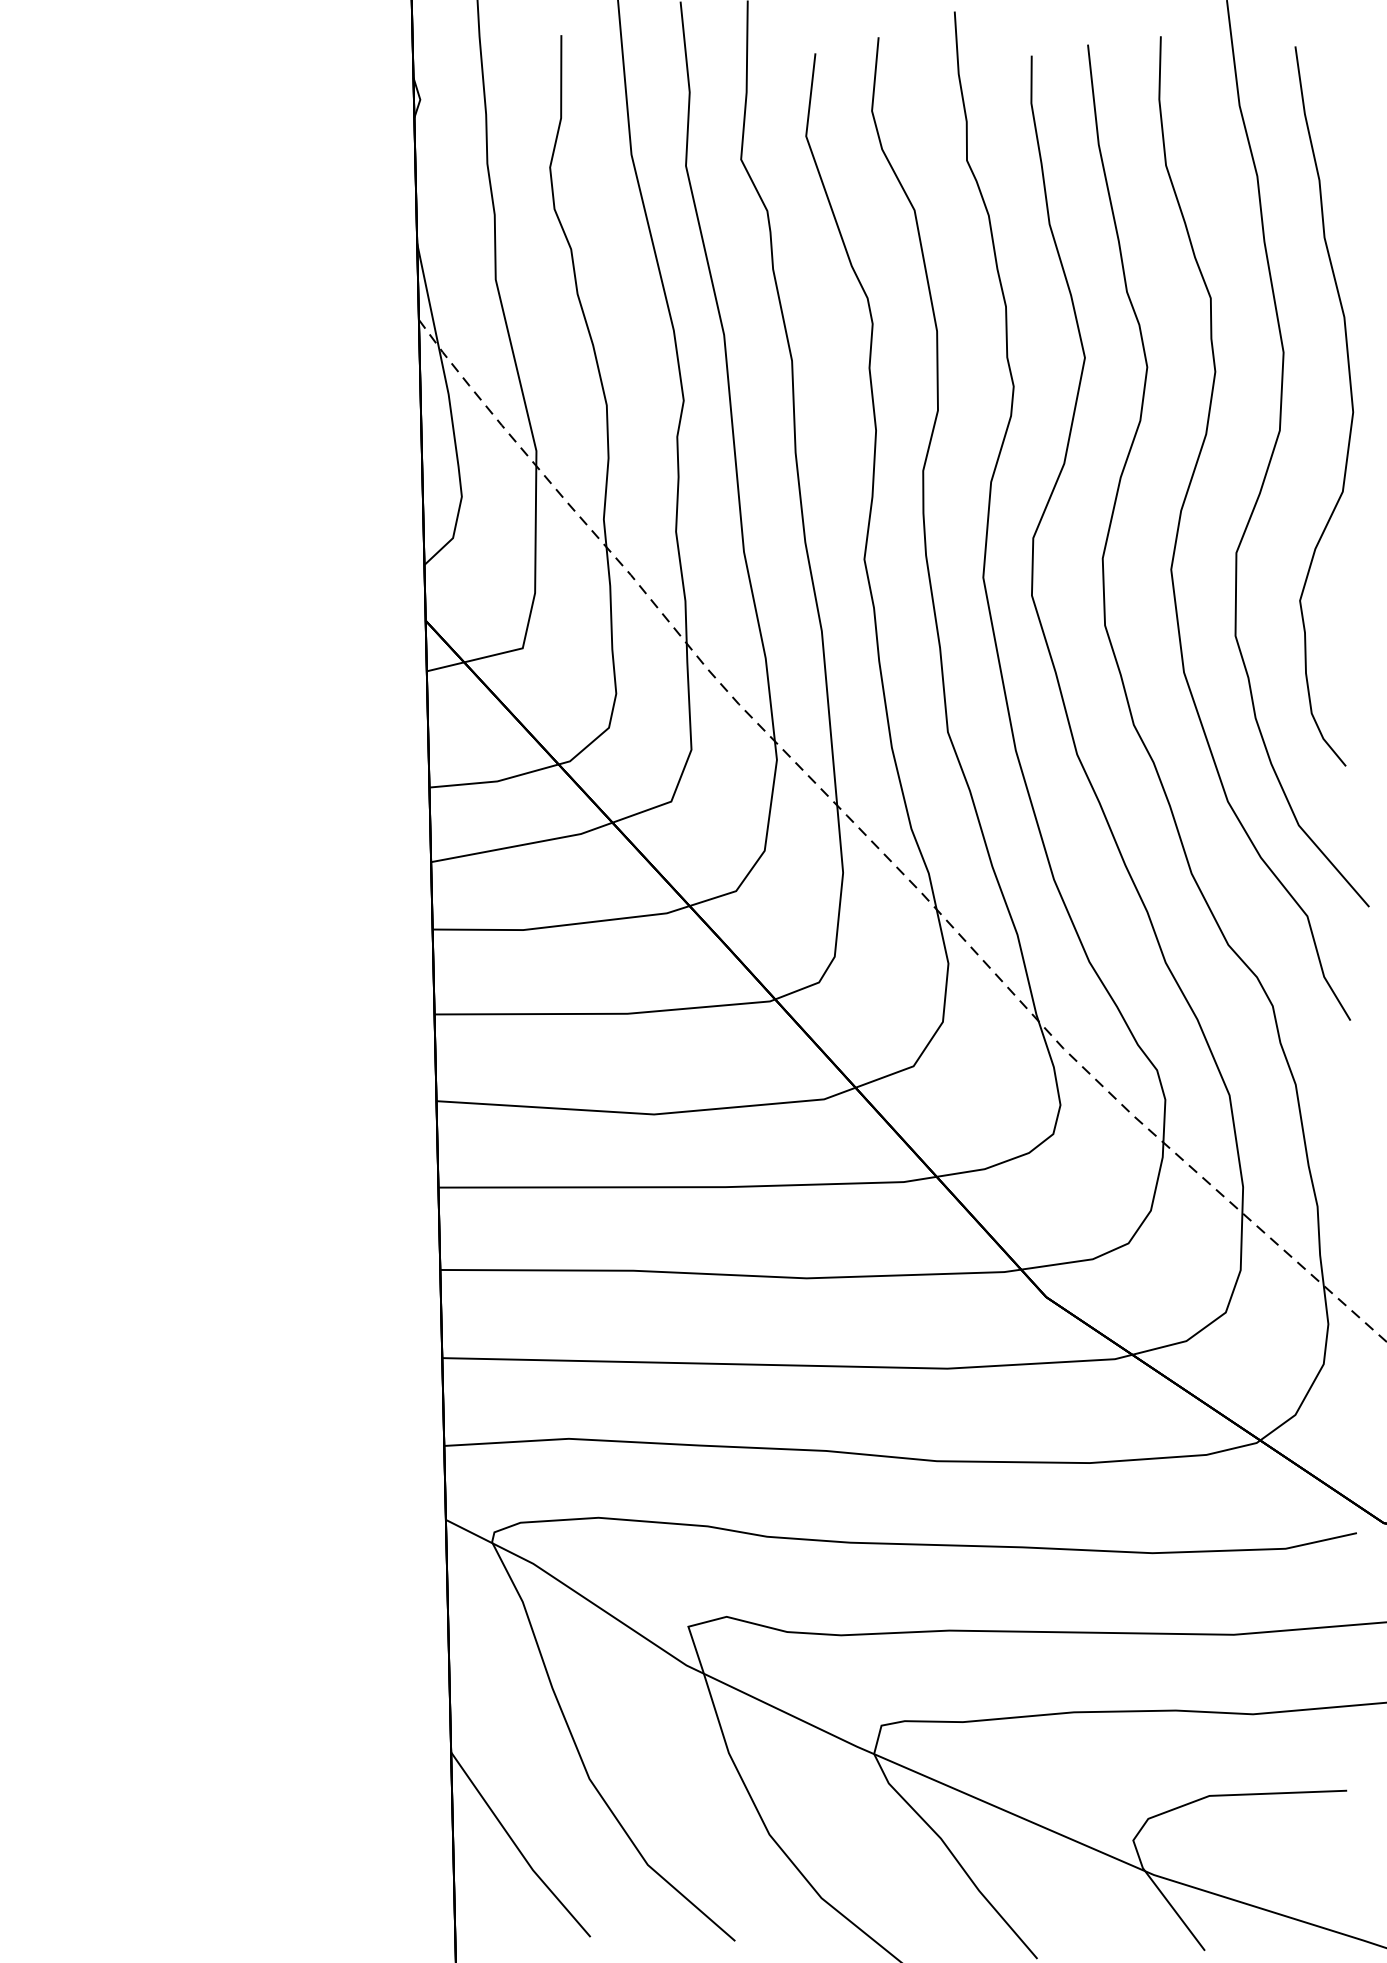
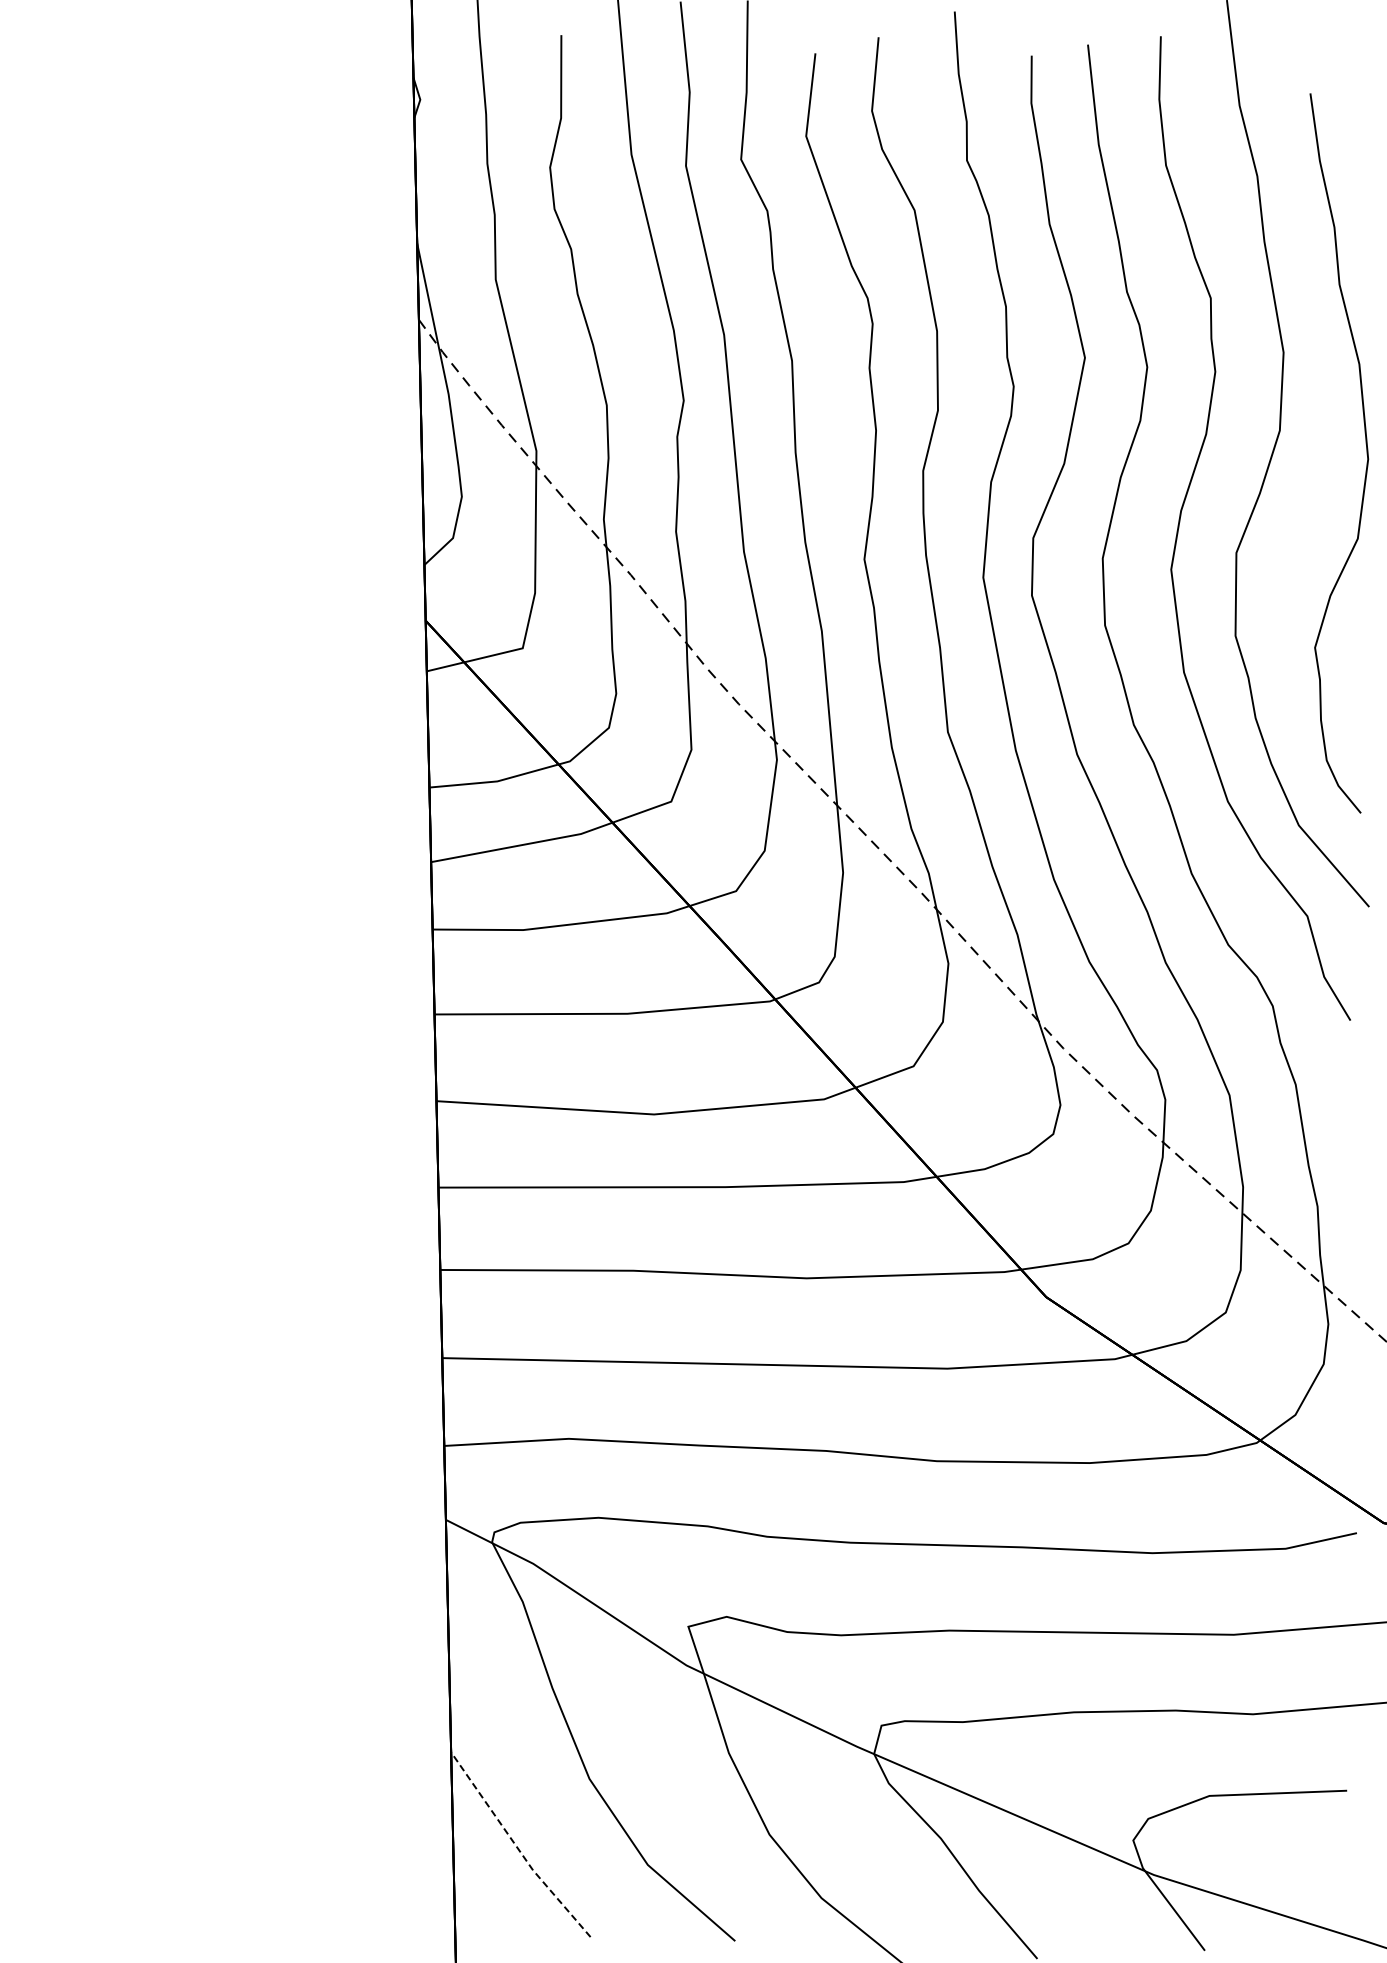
curve position: (1351, 406) -> (1366, 453) (1366, 453)
line: solid -> dashed (517, 1848)
